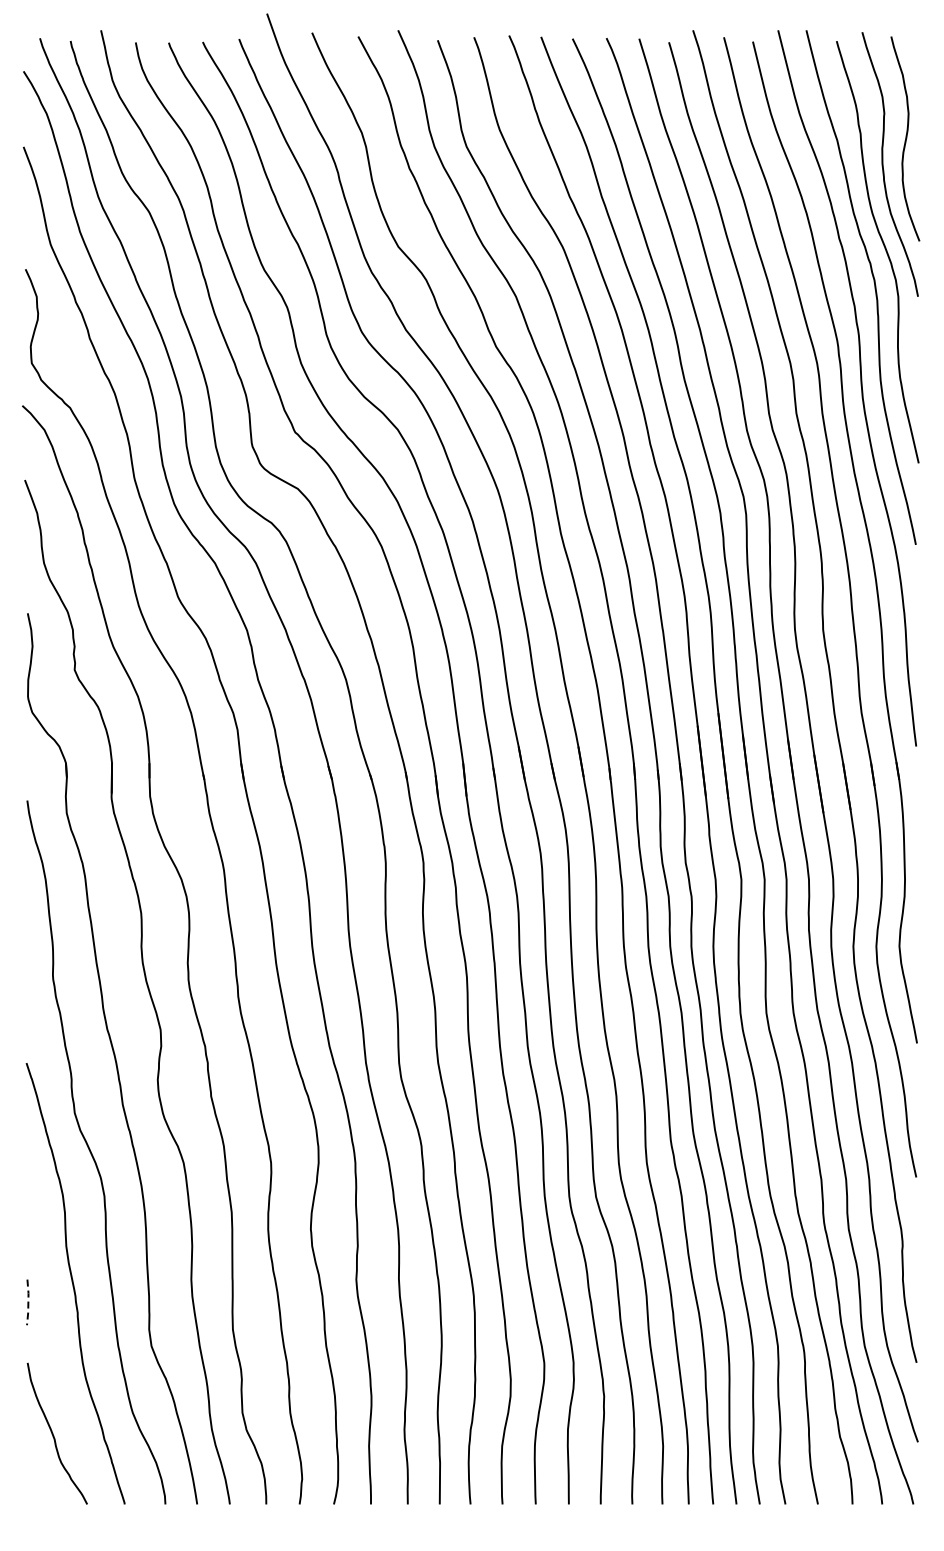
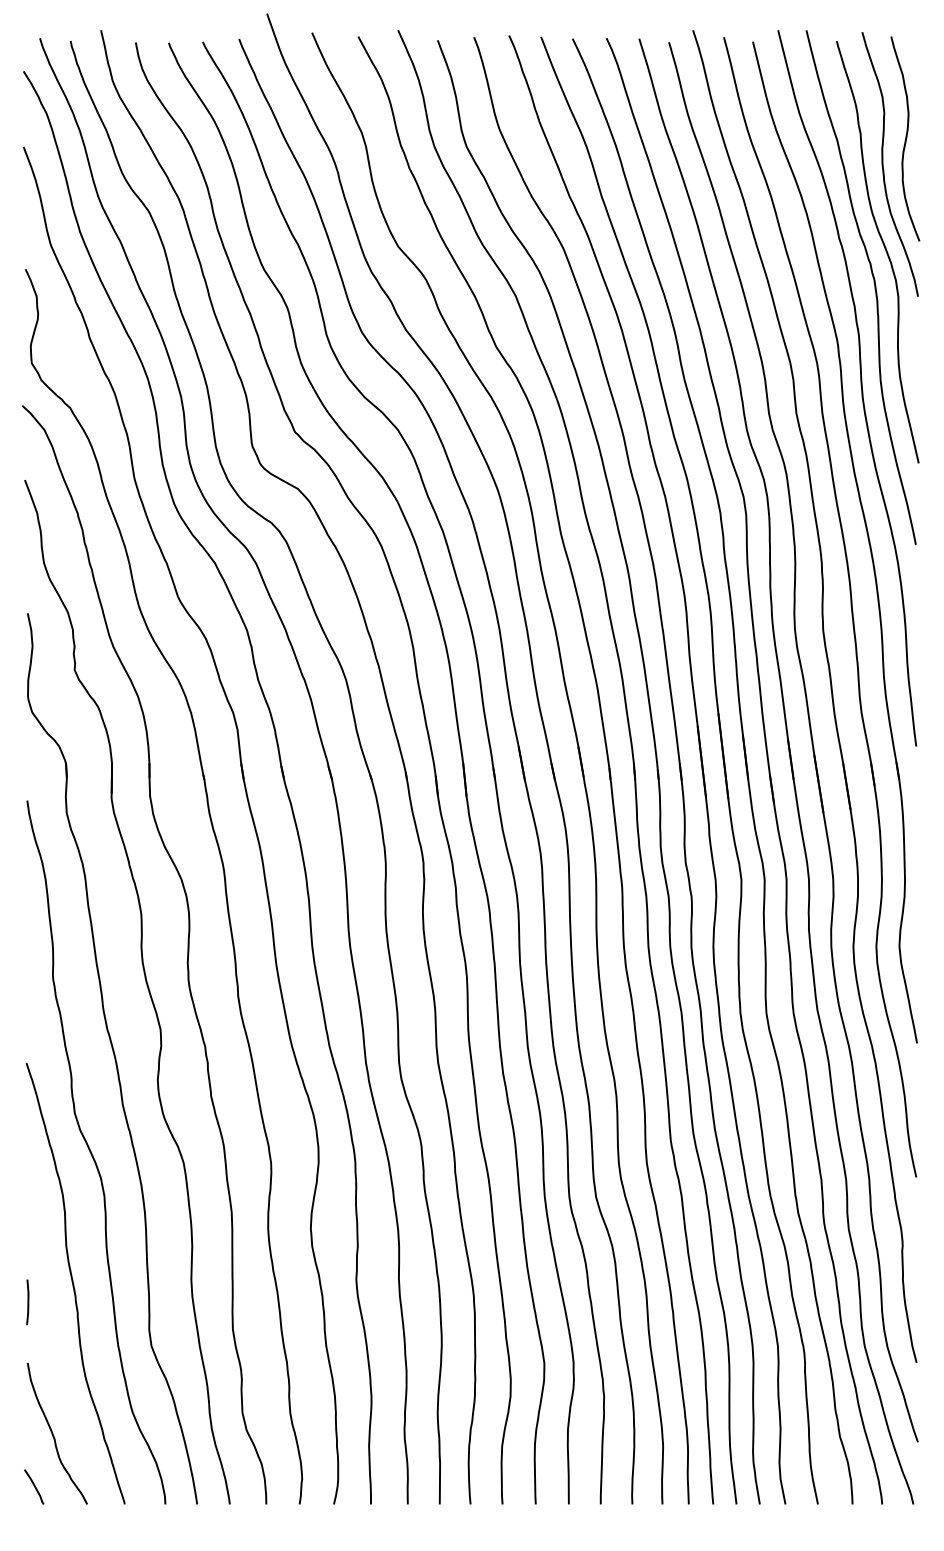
line: dashed -> solid (28, 1303)
line: none -> present (34, 1486)
